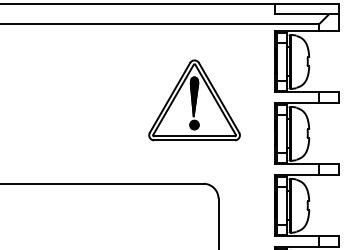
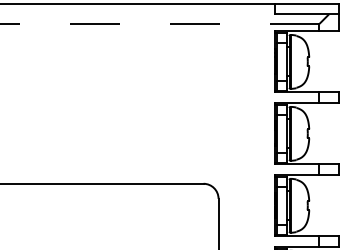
line: solid -> dashed (159, 23)
part: present -> none (194, 100)
